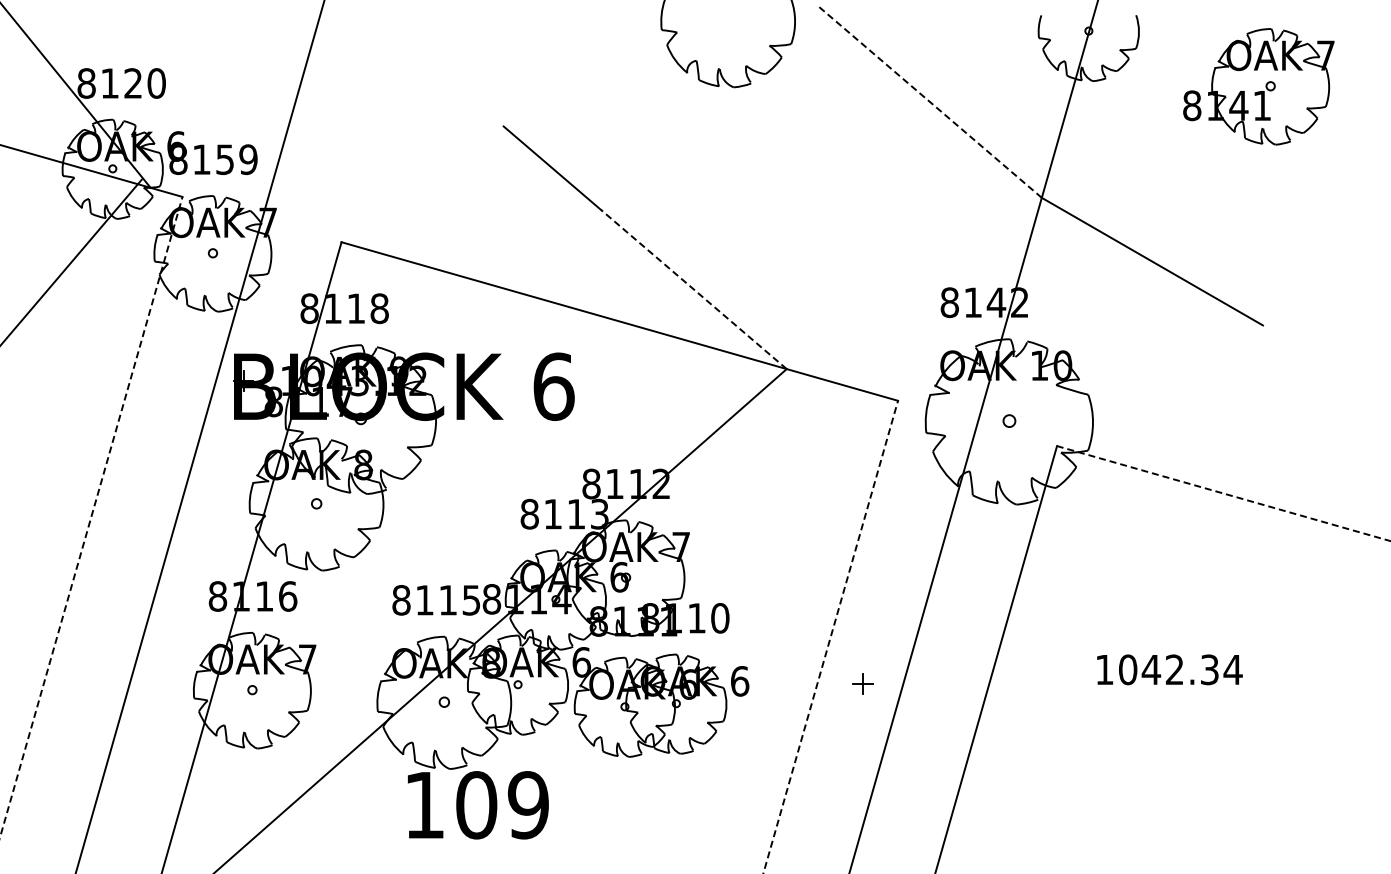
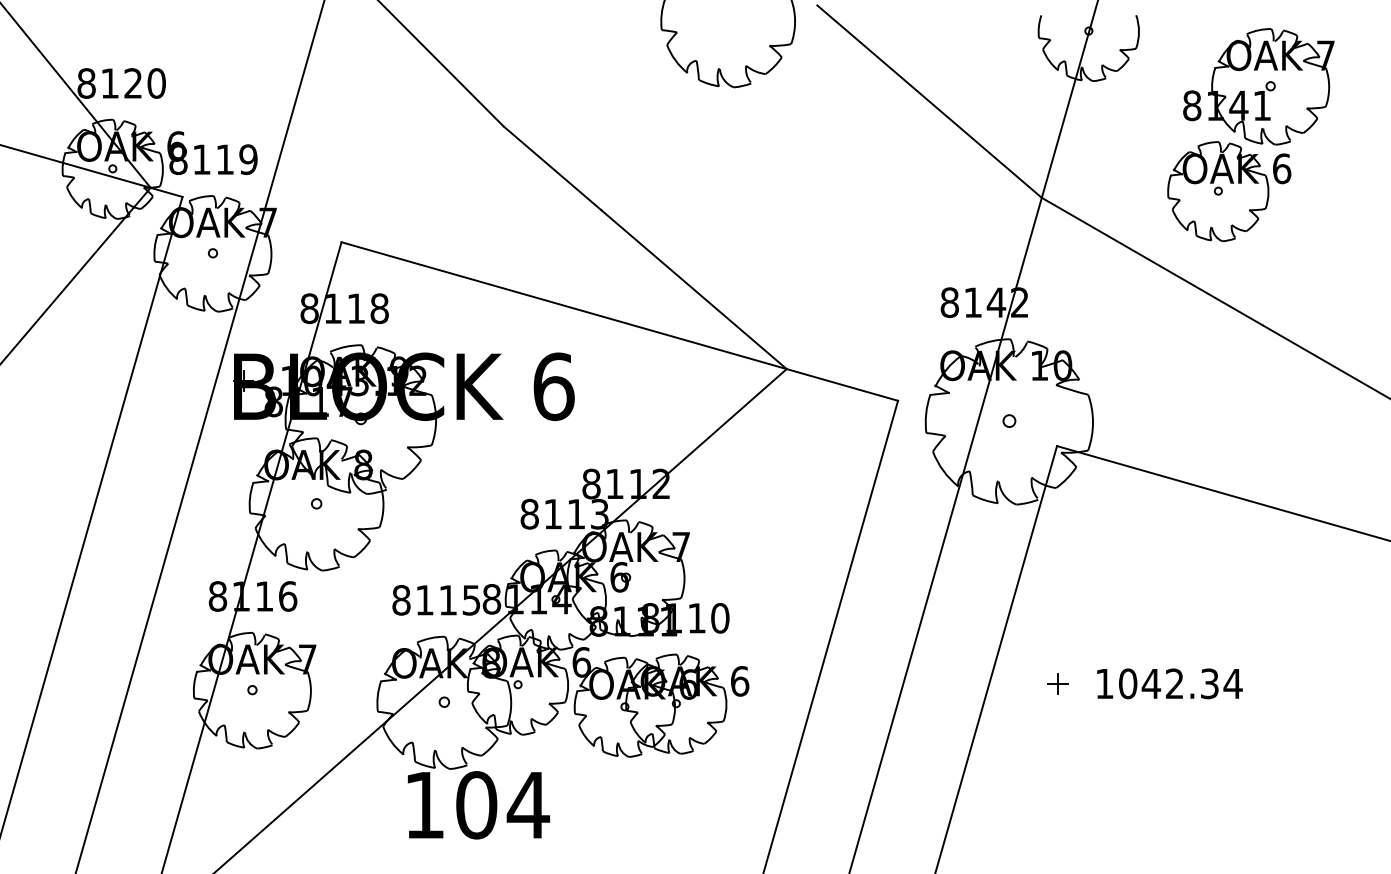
line: none -> present (441, 64)
line: dashed -> solid (929, 101)
text: 8159 -> 8119 (224, 159)
part: none -> present (1229, 191)
line position: (71, 261) -> (76, 274) (76, 274)
line: dashed -> solid (693, 289)
line: none -> present (1324, 361)
line: dashed -> solid (1223, 493)
line: dashed -> solid (91, 517)
line: dashed -> solid (830, 637)
text position: (1169, 669) -> (1169, 683) (1169, 683)
part position: (862, 683) -> (1057, 683) (1057, 683)
text: 109 -> 104 (528, 805)
